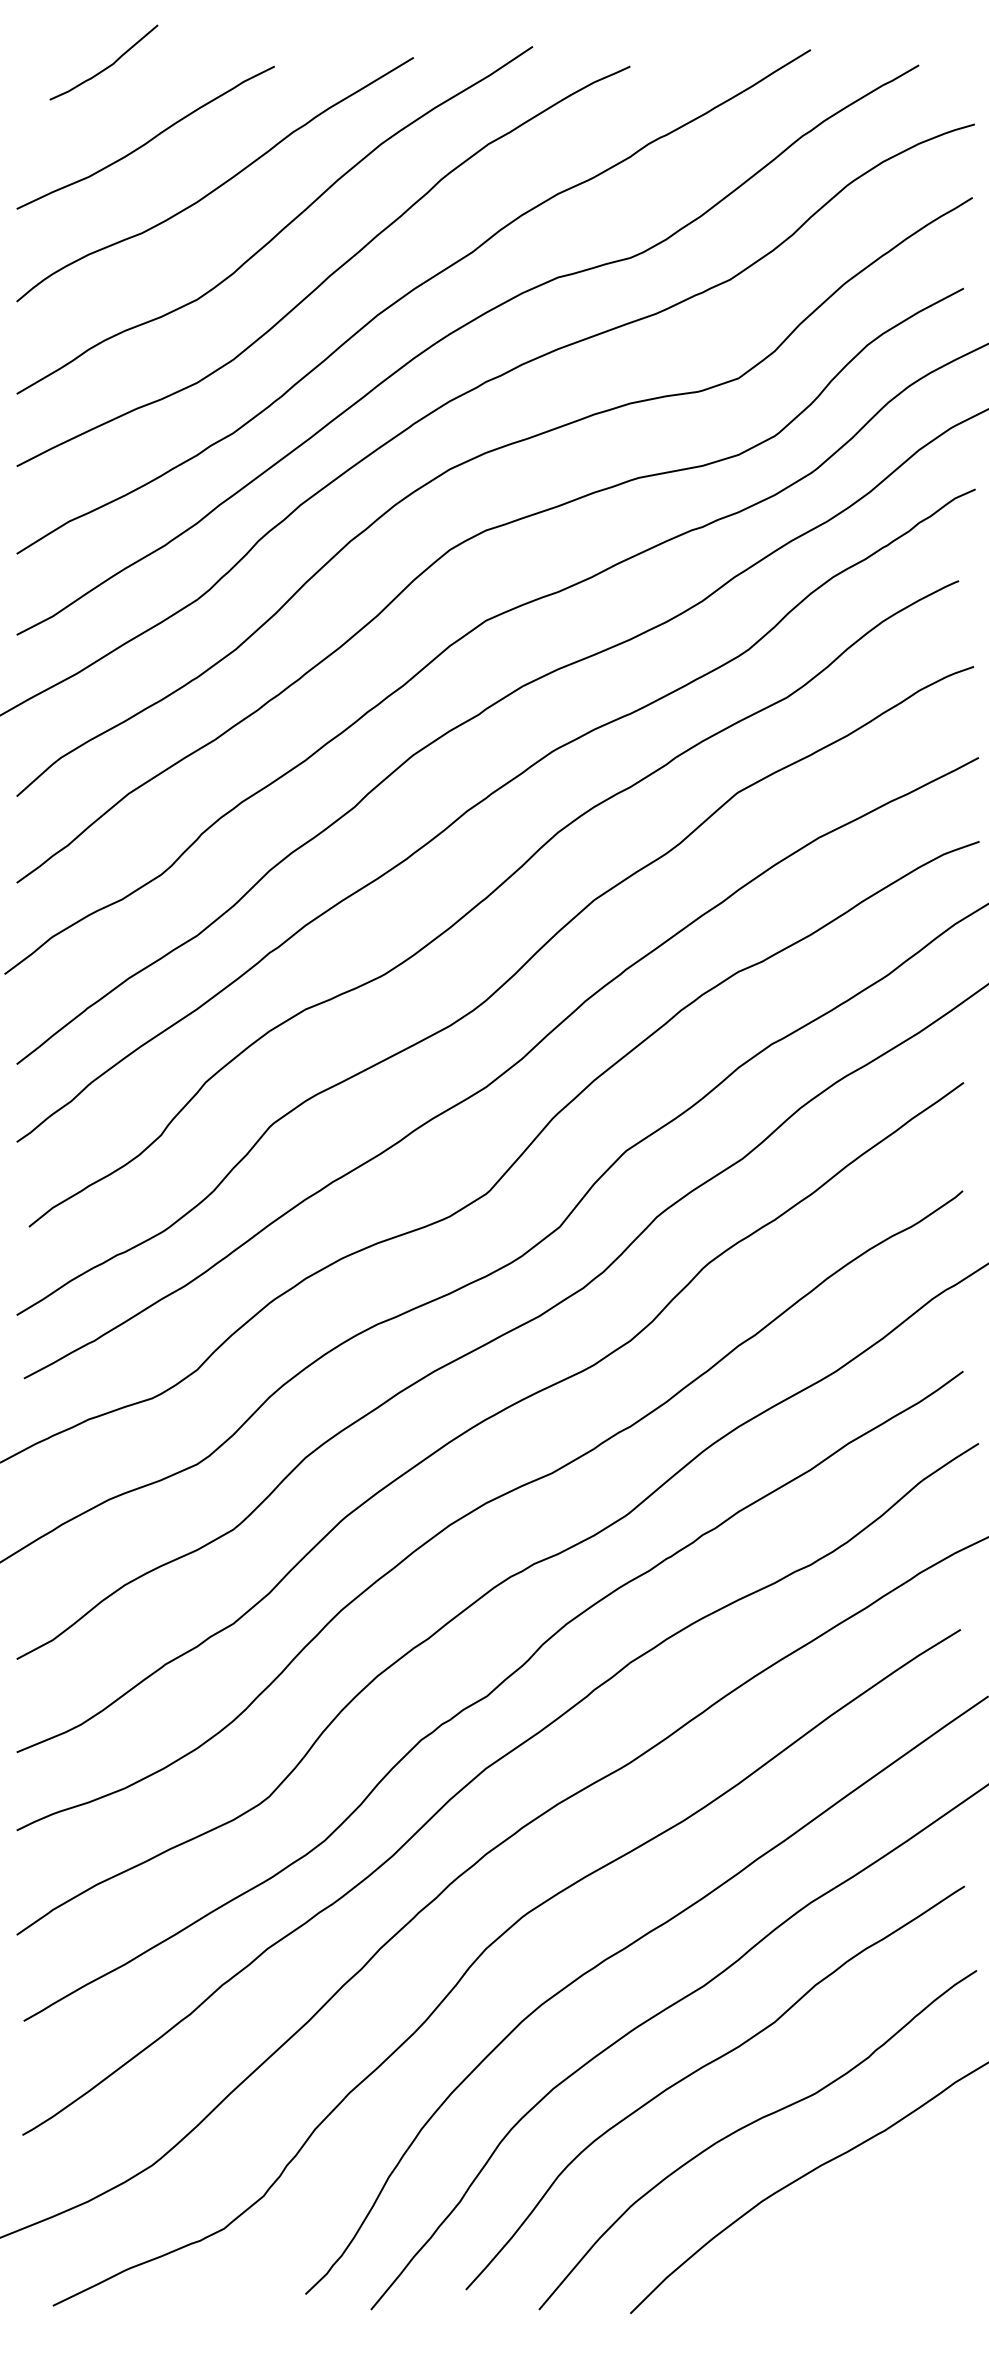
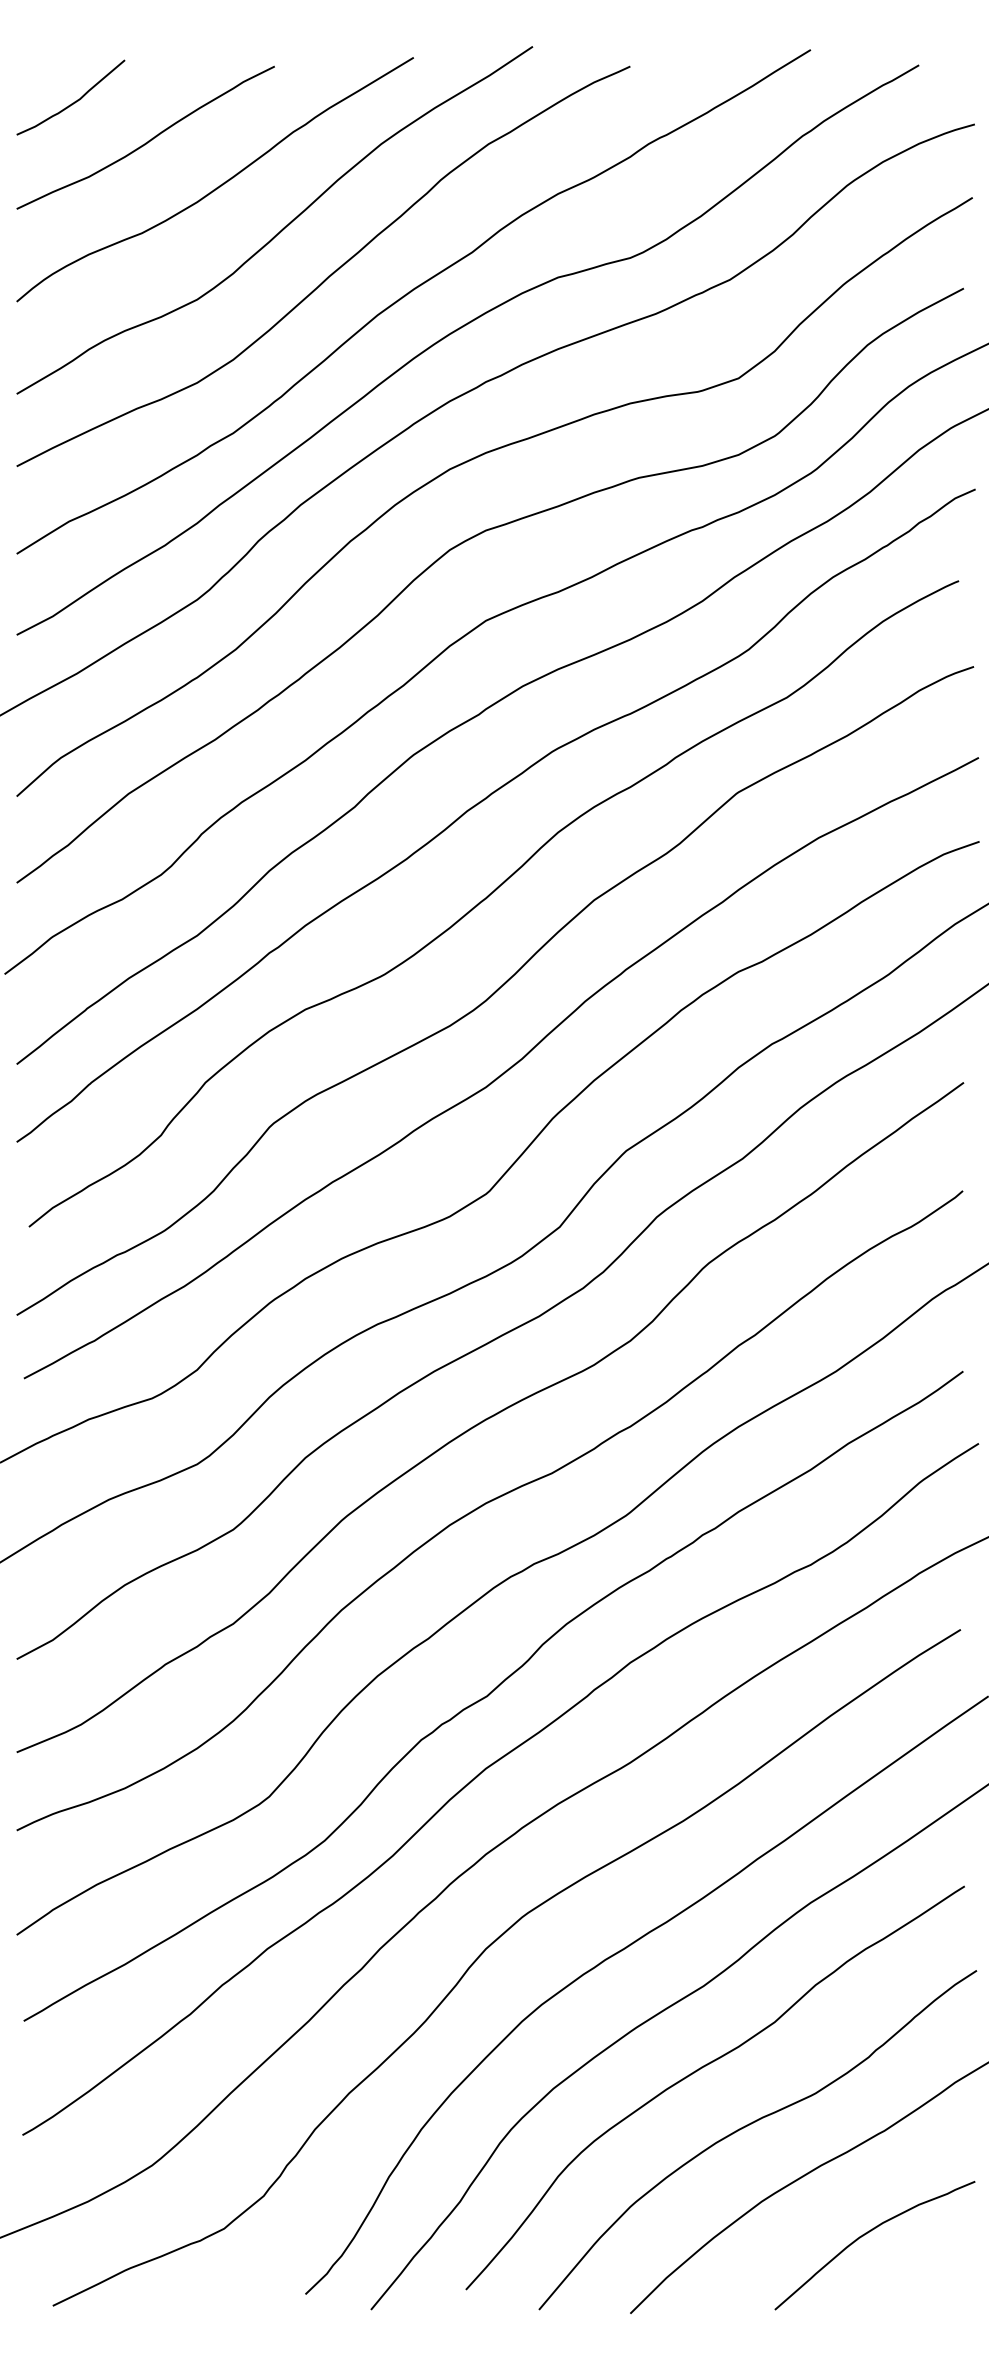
curve position: (107, 66) -> (74, 101) (74, 101)
curve: none -> present (868, 2233)
